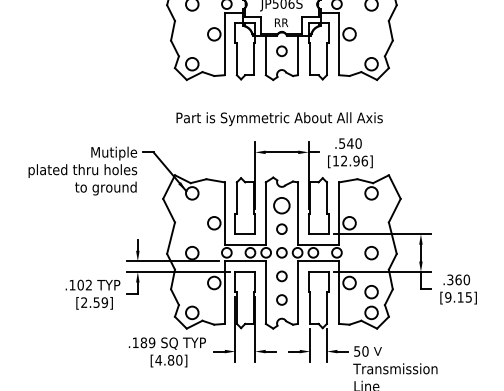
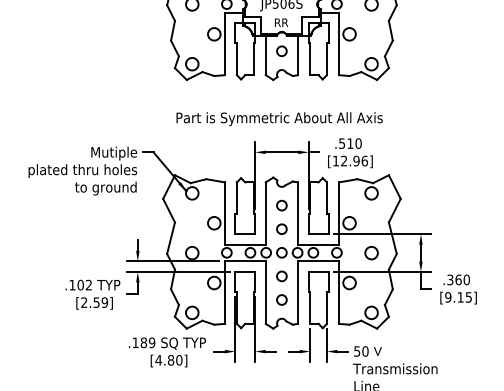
text: .540 -> .510 (350, 143)
circle size: 18x18 px -> 12x13 px (281, 205)
circle: present -> none (371, 292)
